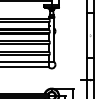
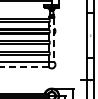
line: solid -> dashed (54, 40)
line: solid -> dashed (23, 67)
